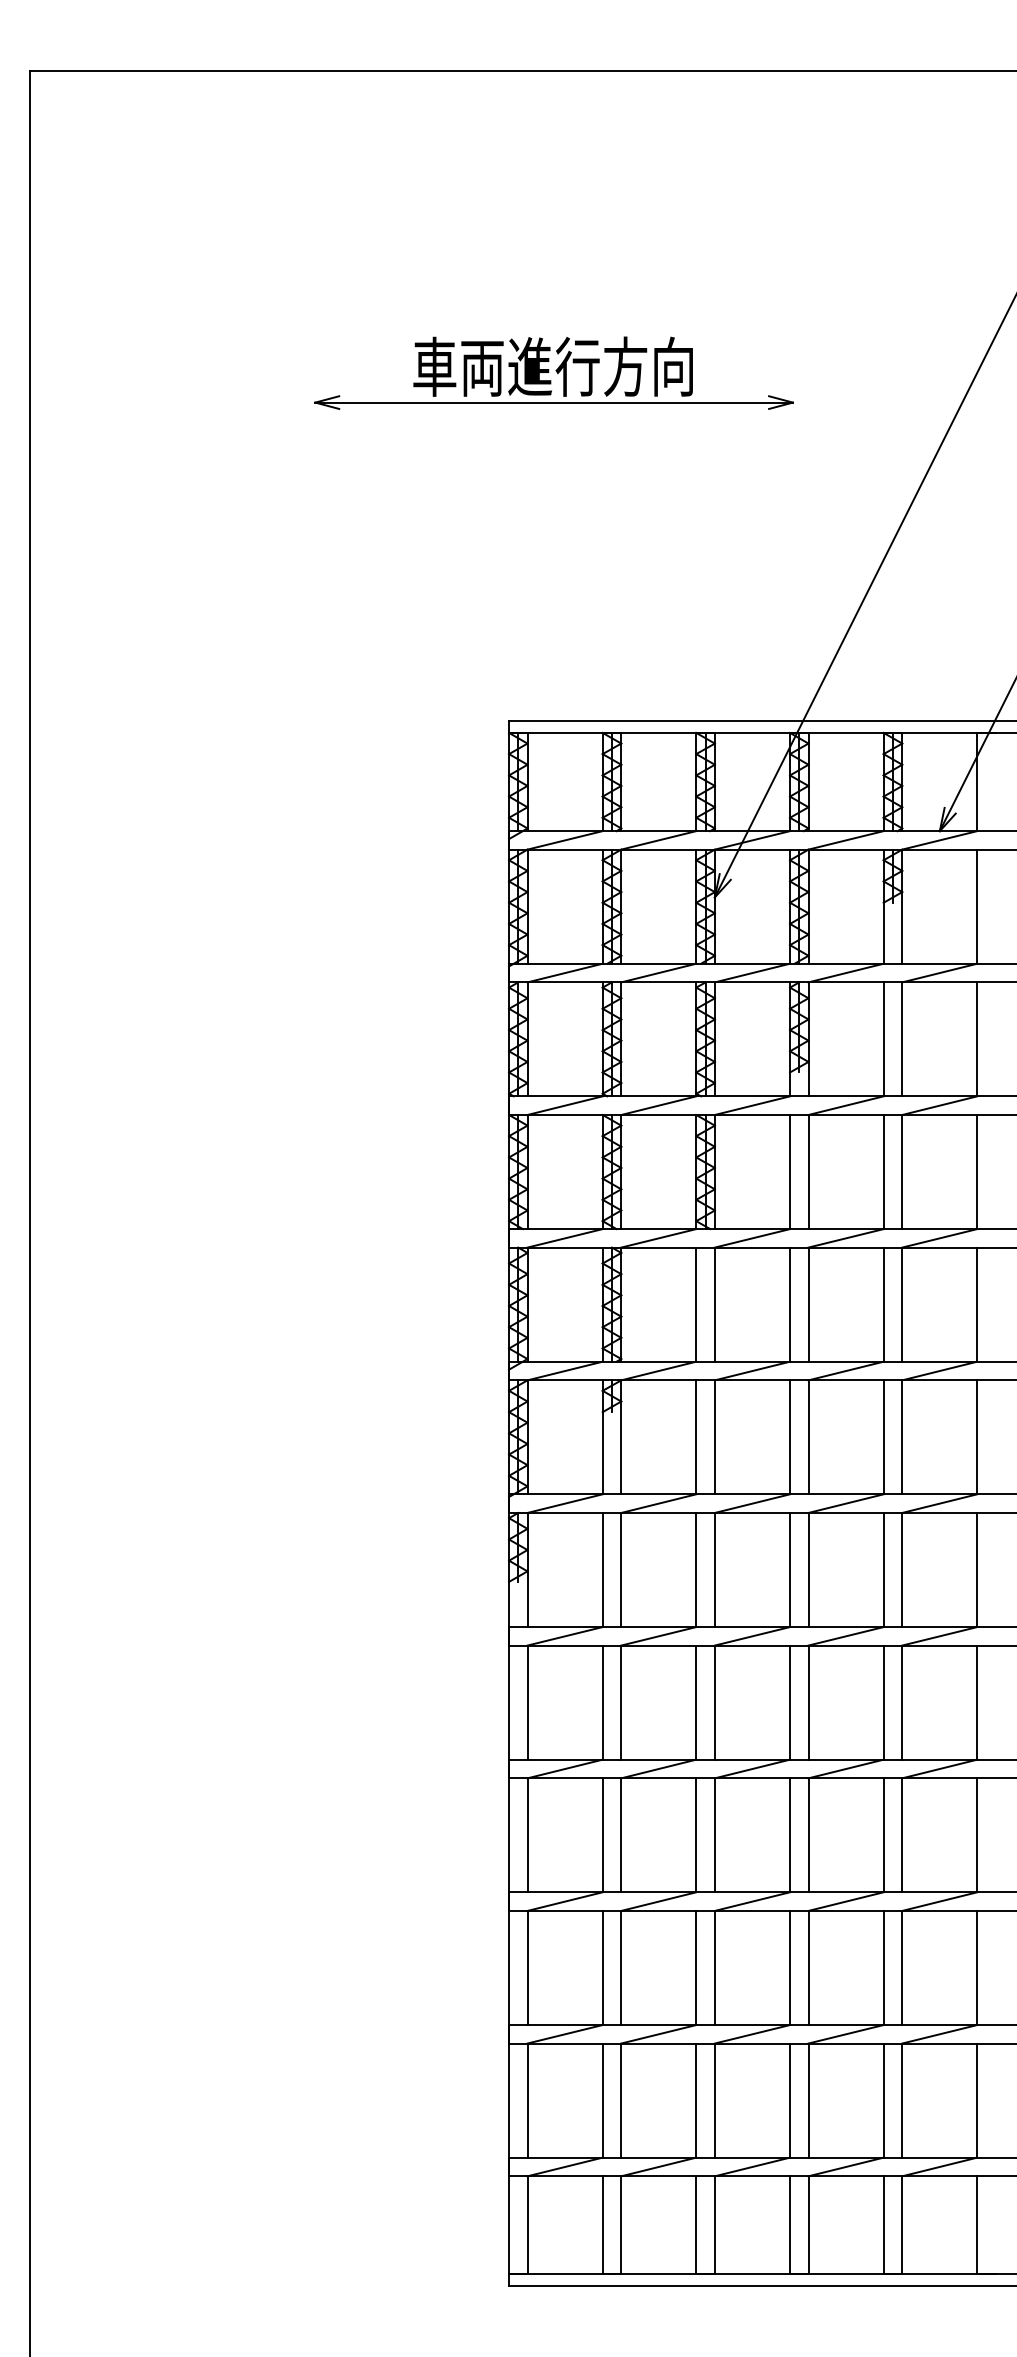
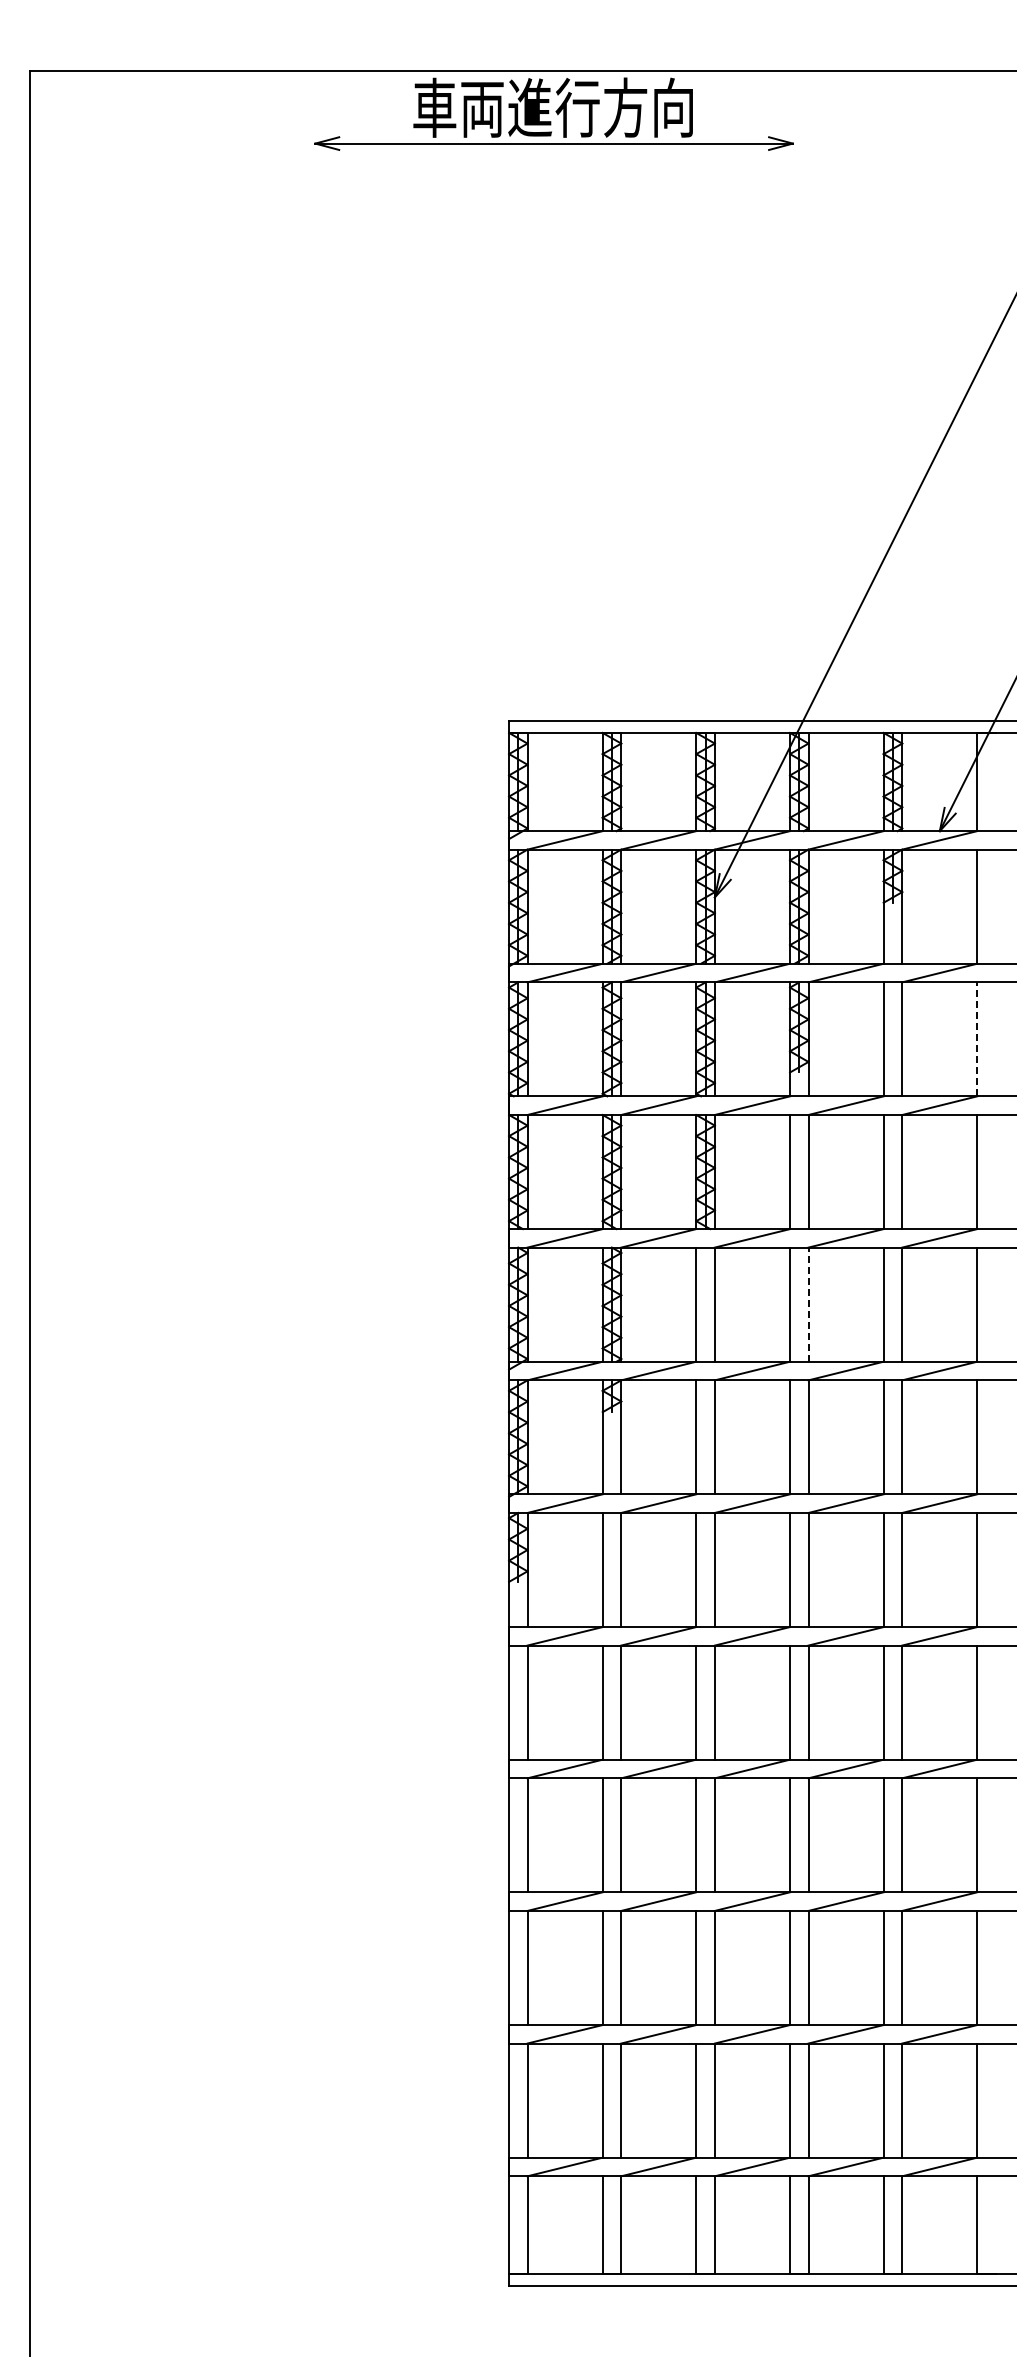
part position: (553, 372) -> (553, 113) (553, 113)
line: solid -> dashed (977, 1039)
line: solid -> dashed (808, 1304)
